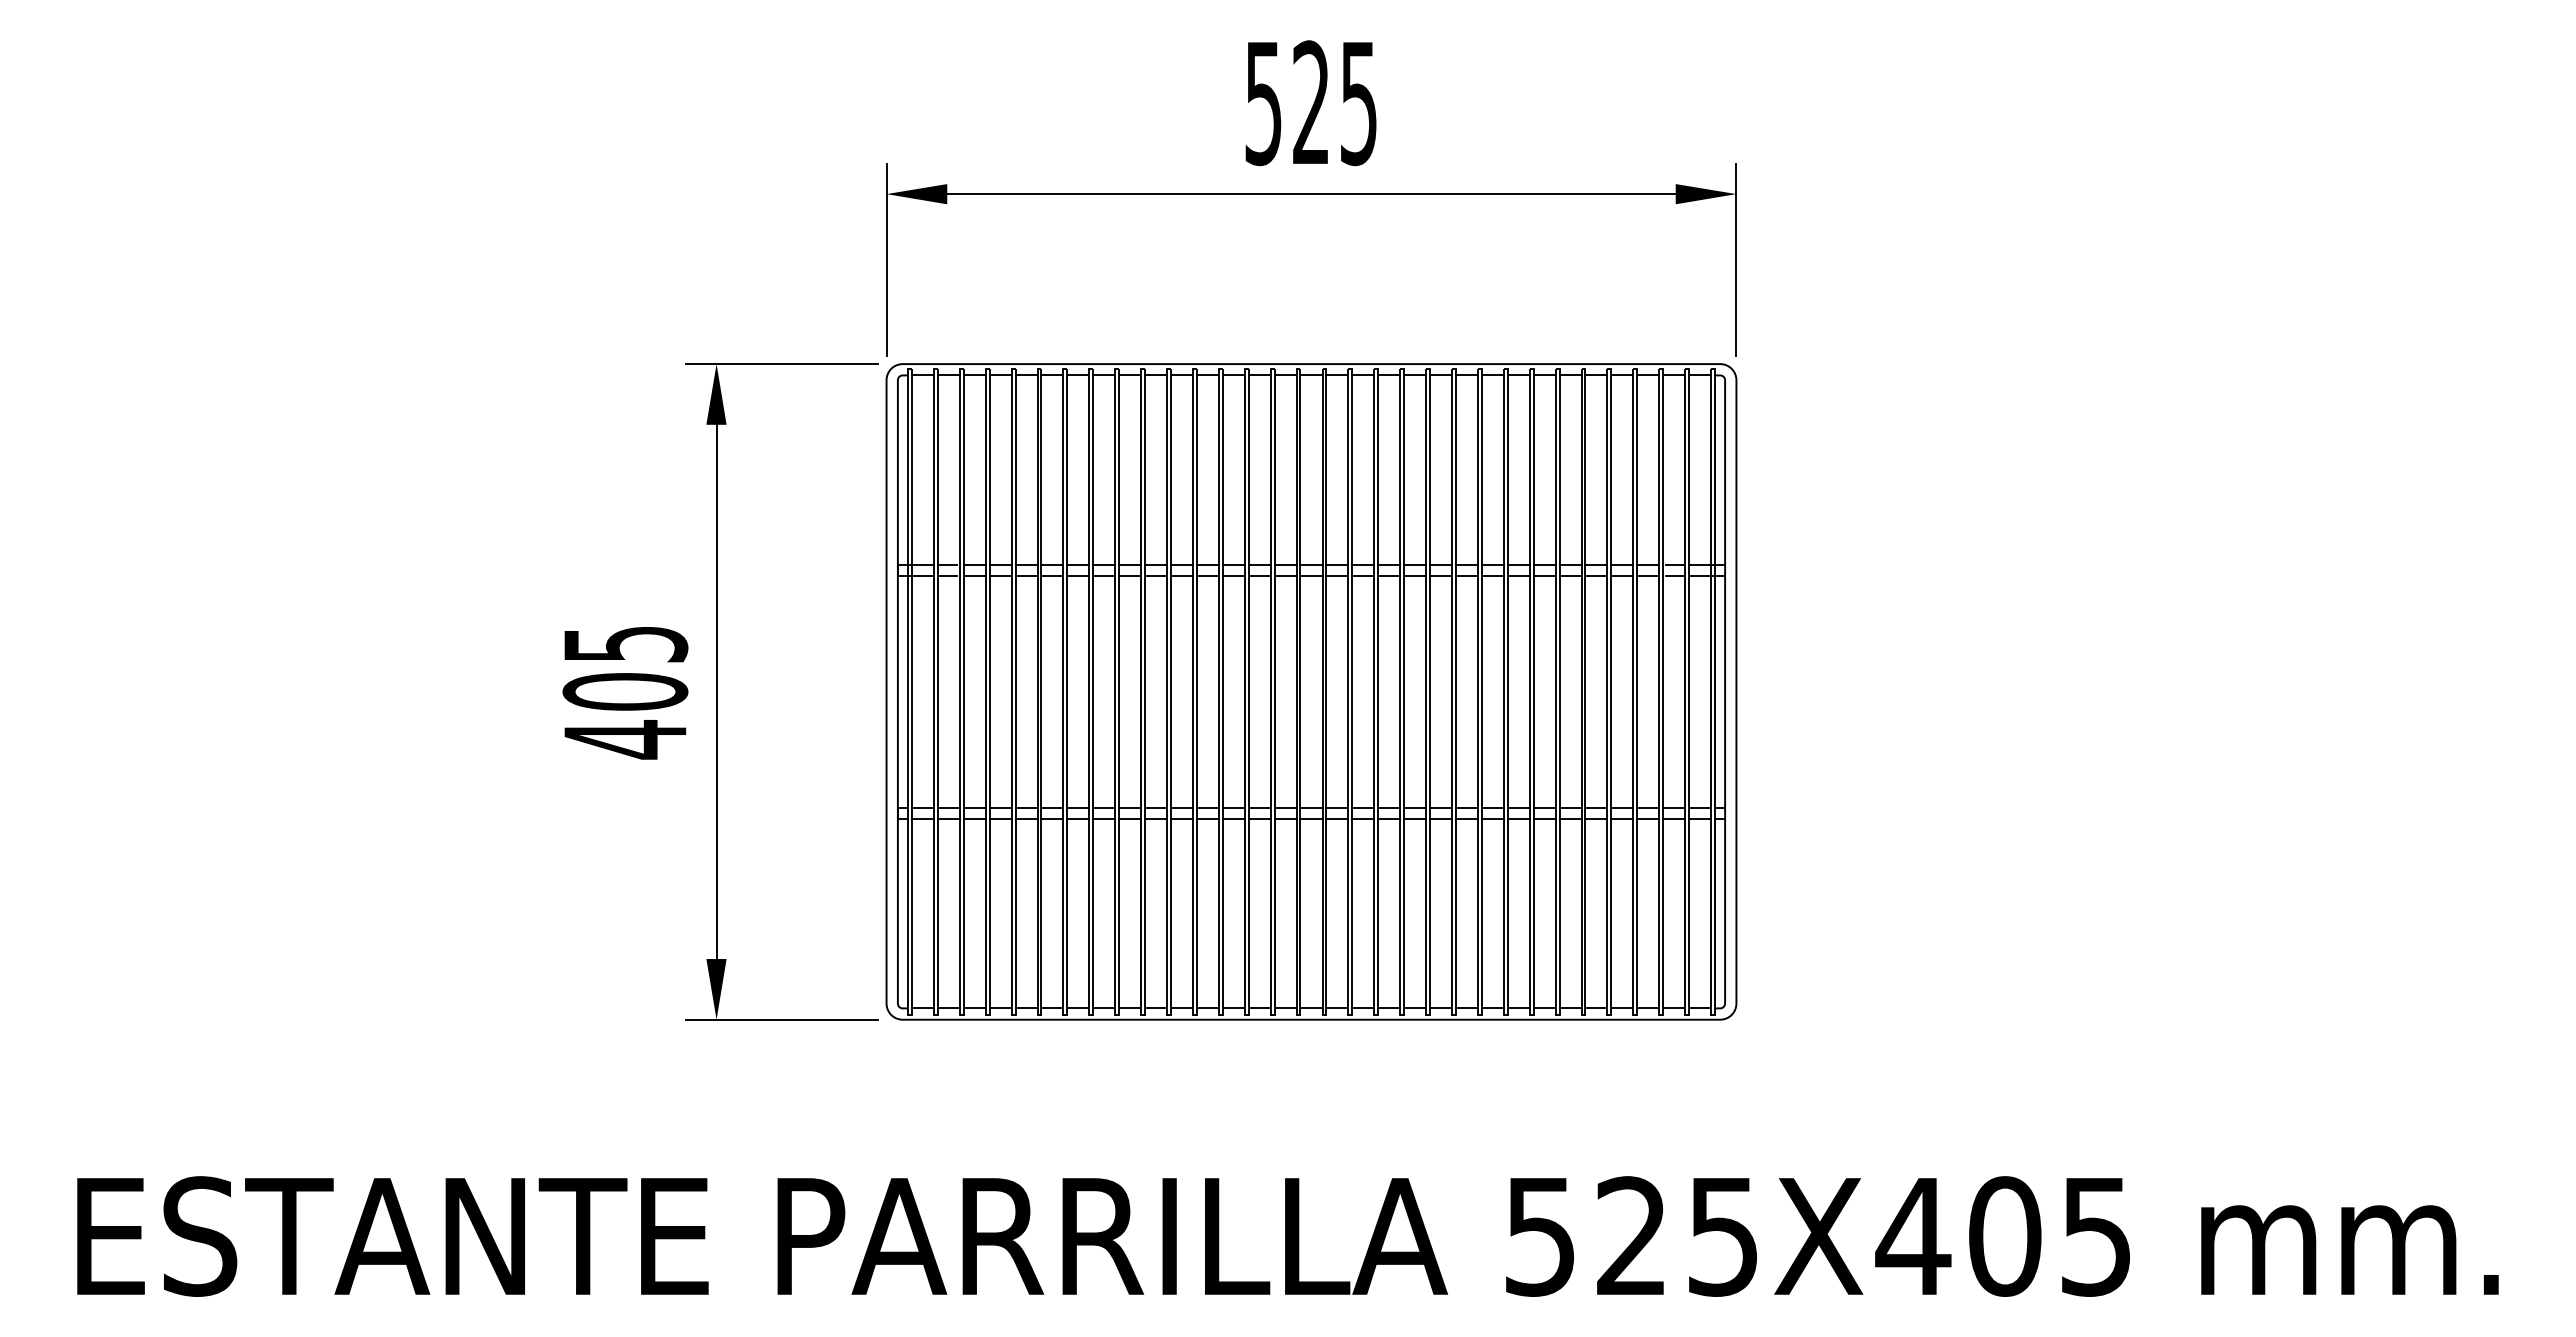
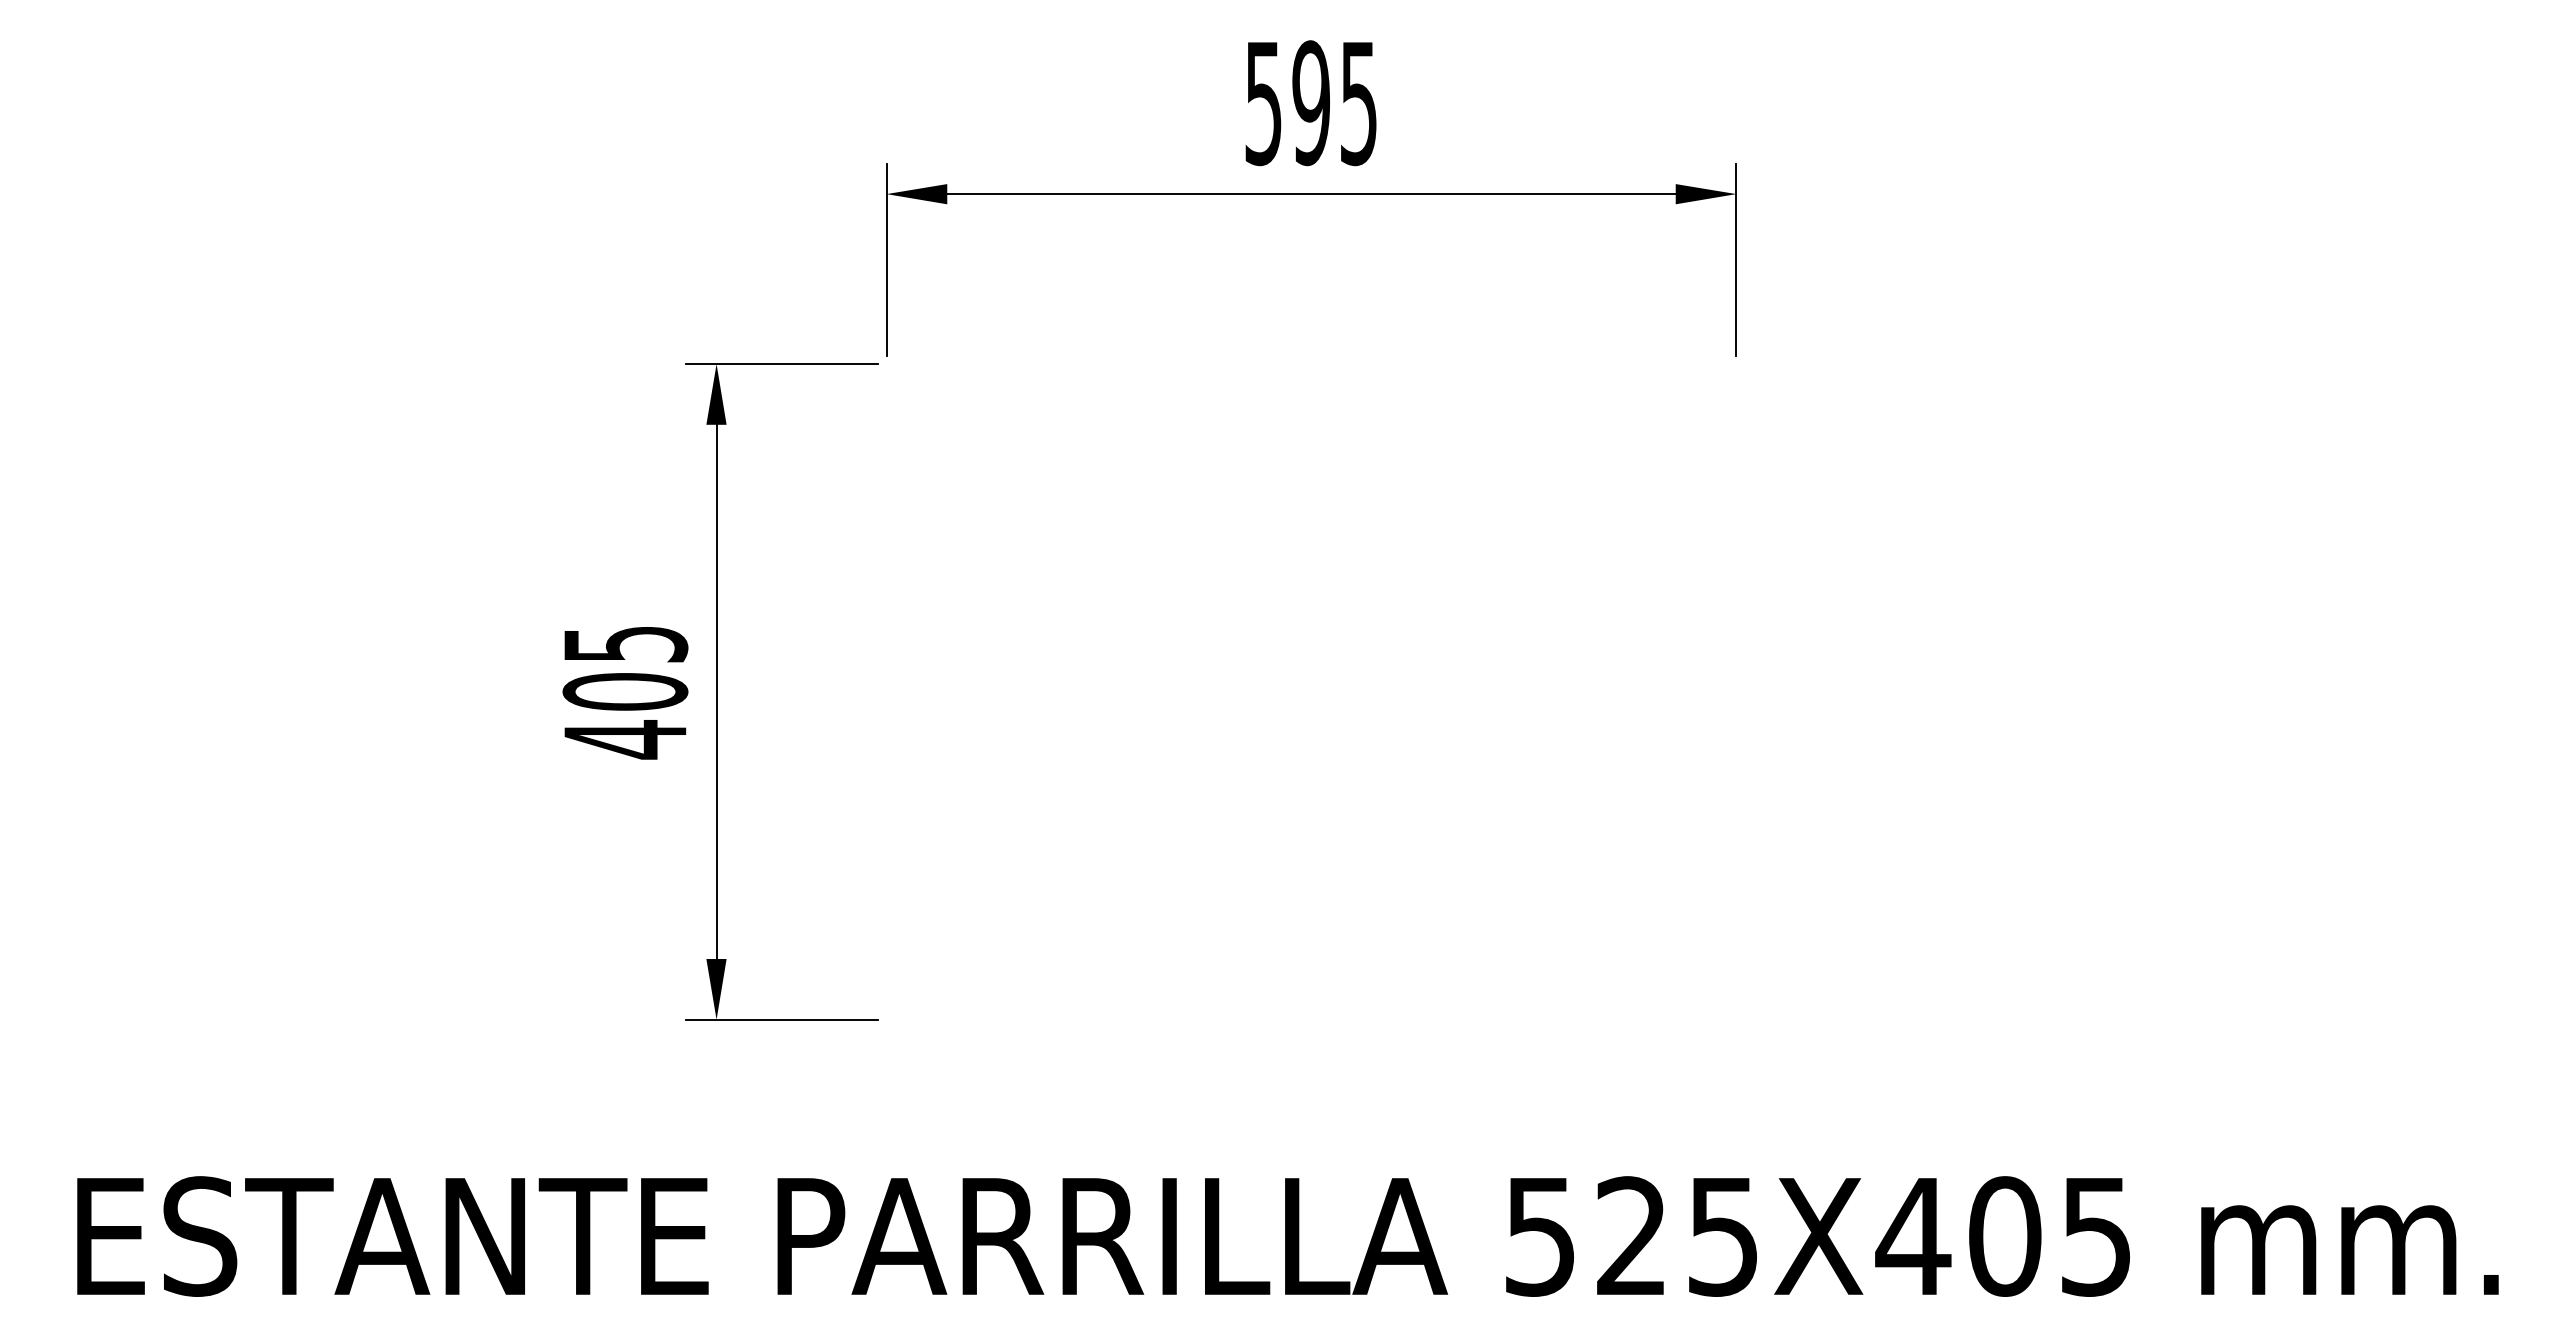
text: 525 -> 595 (1310, 103)
part: present -> none (1311, 691)
